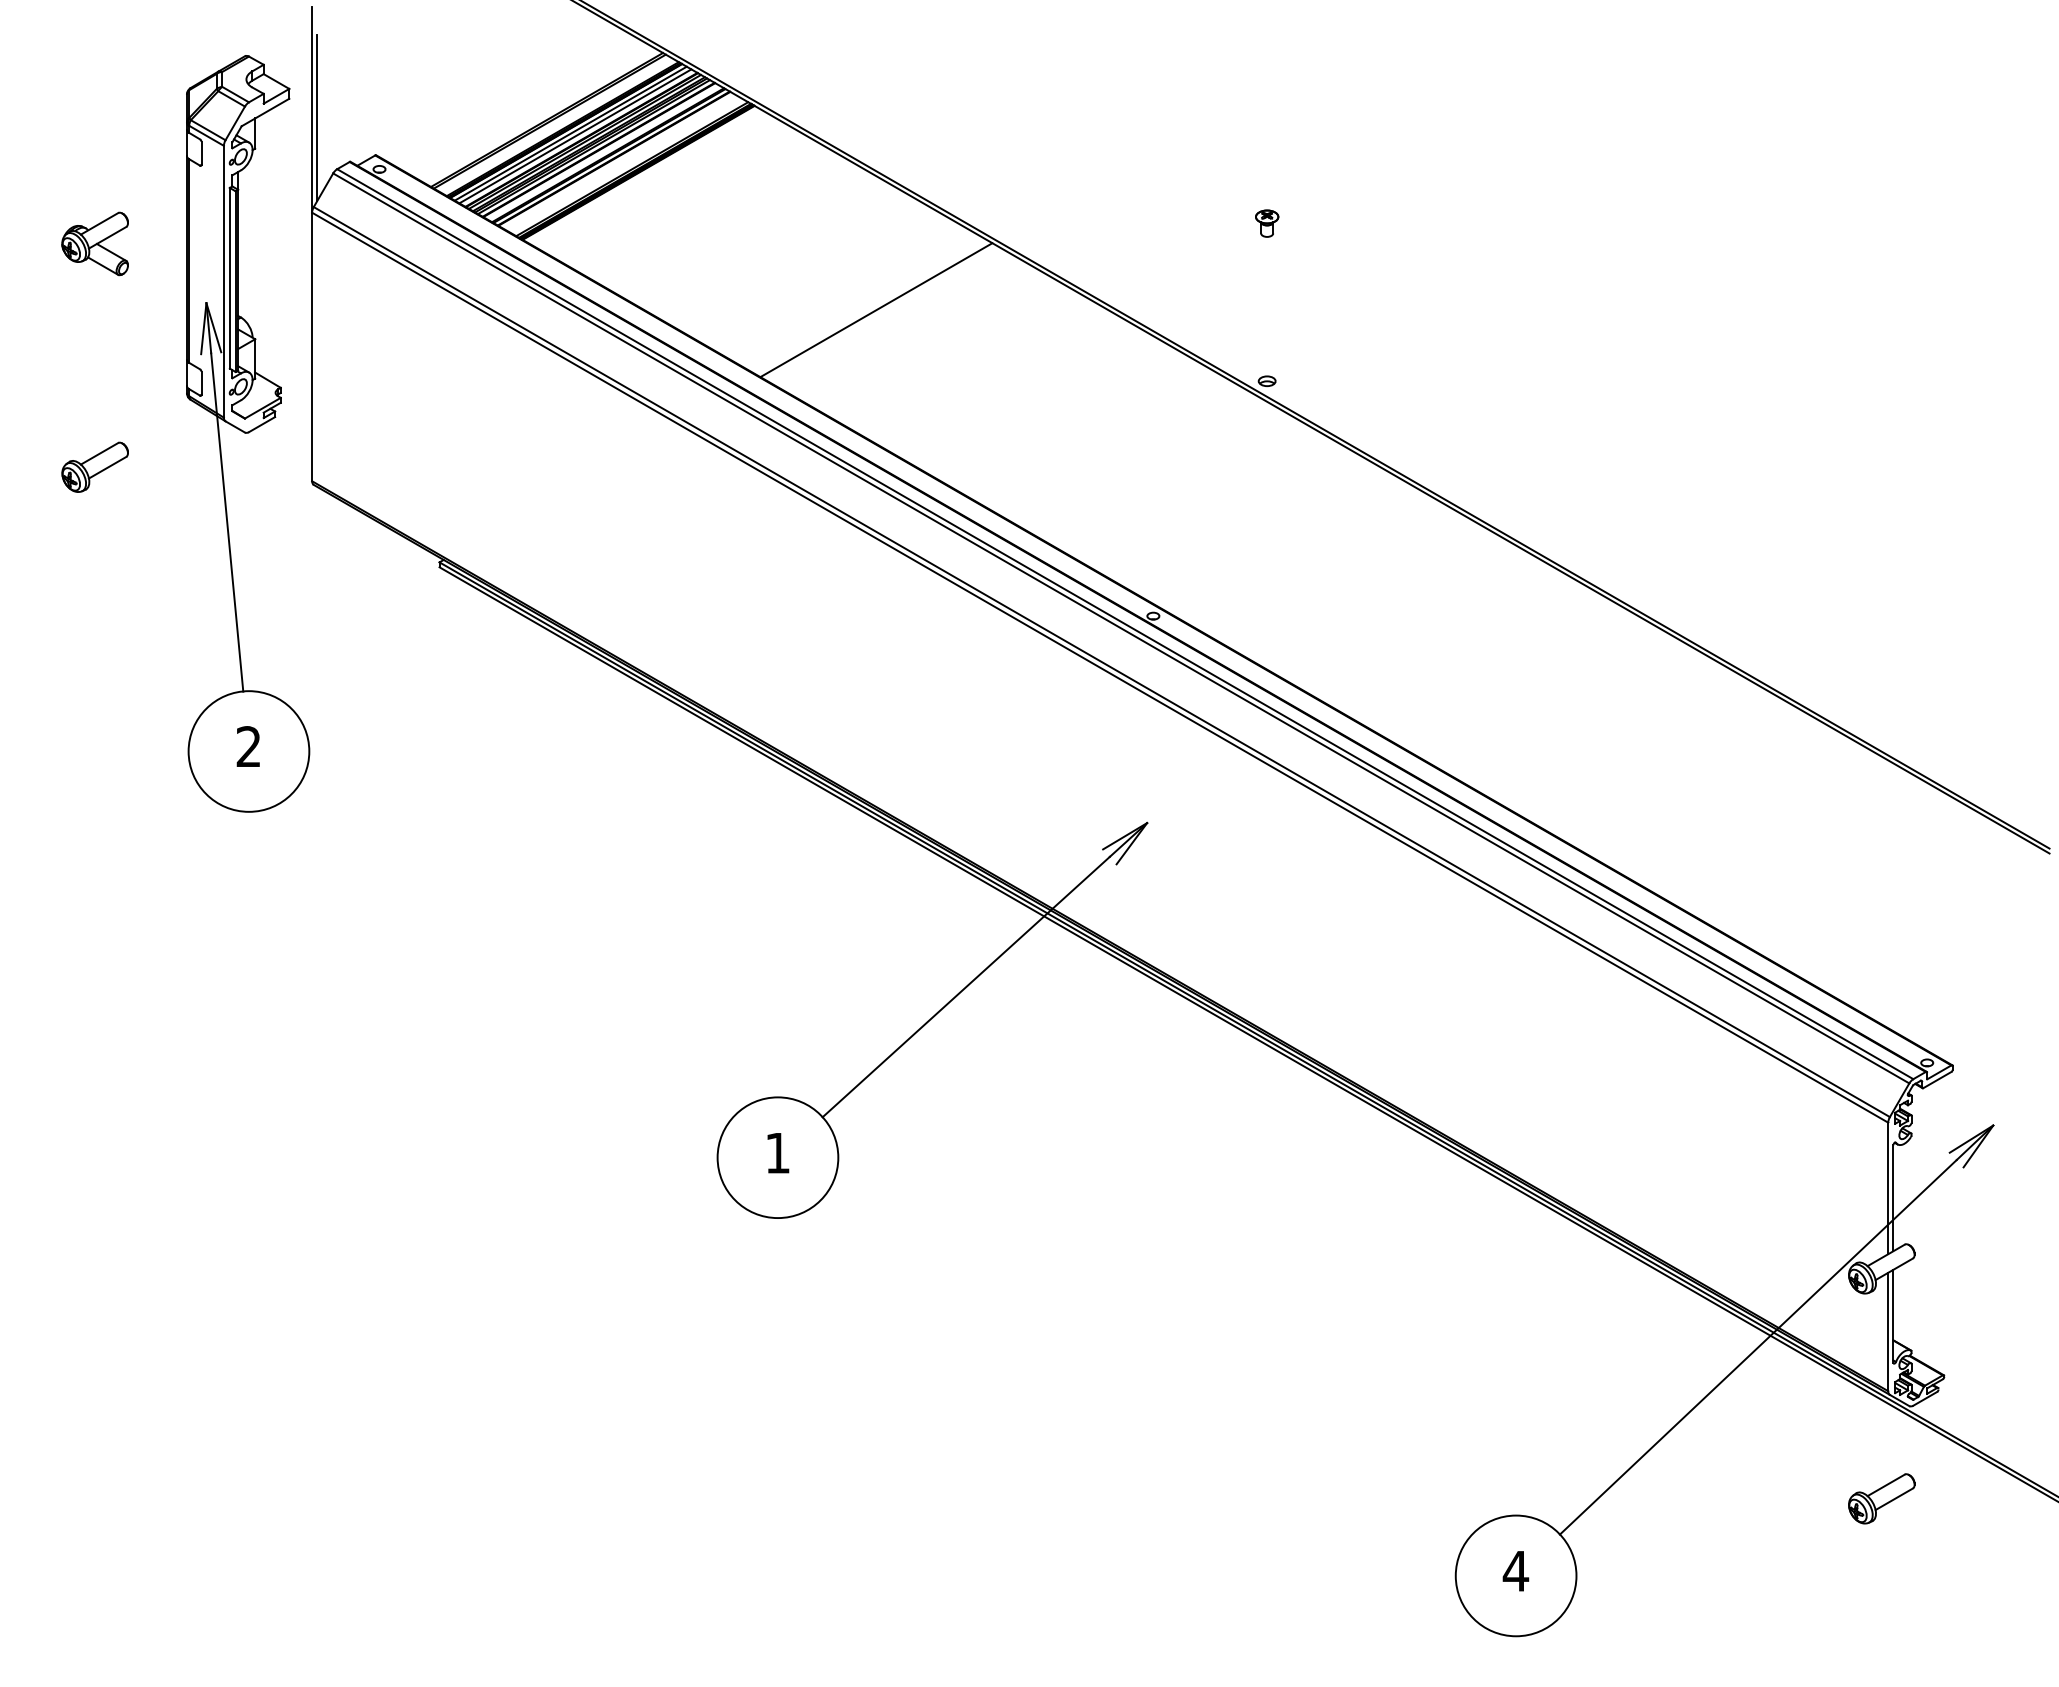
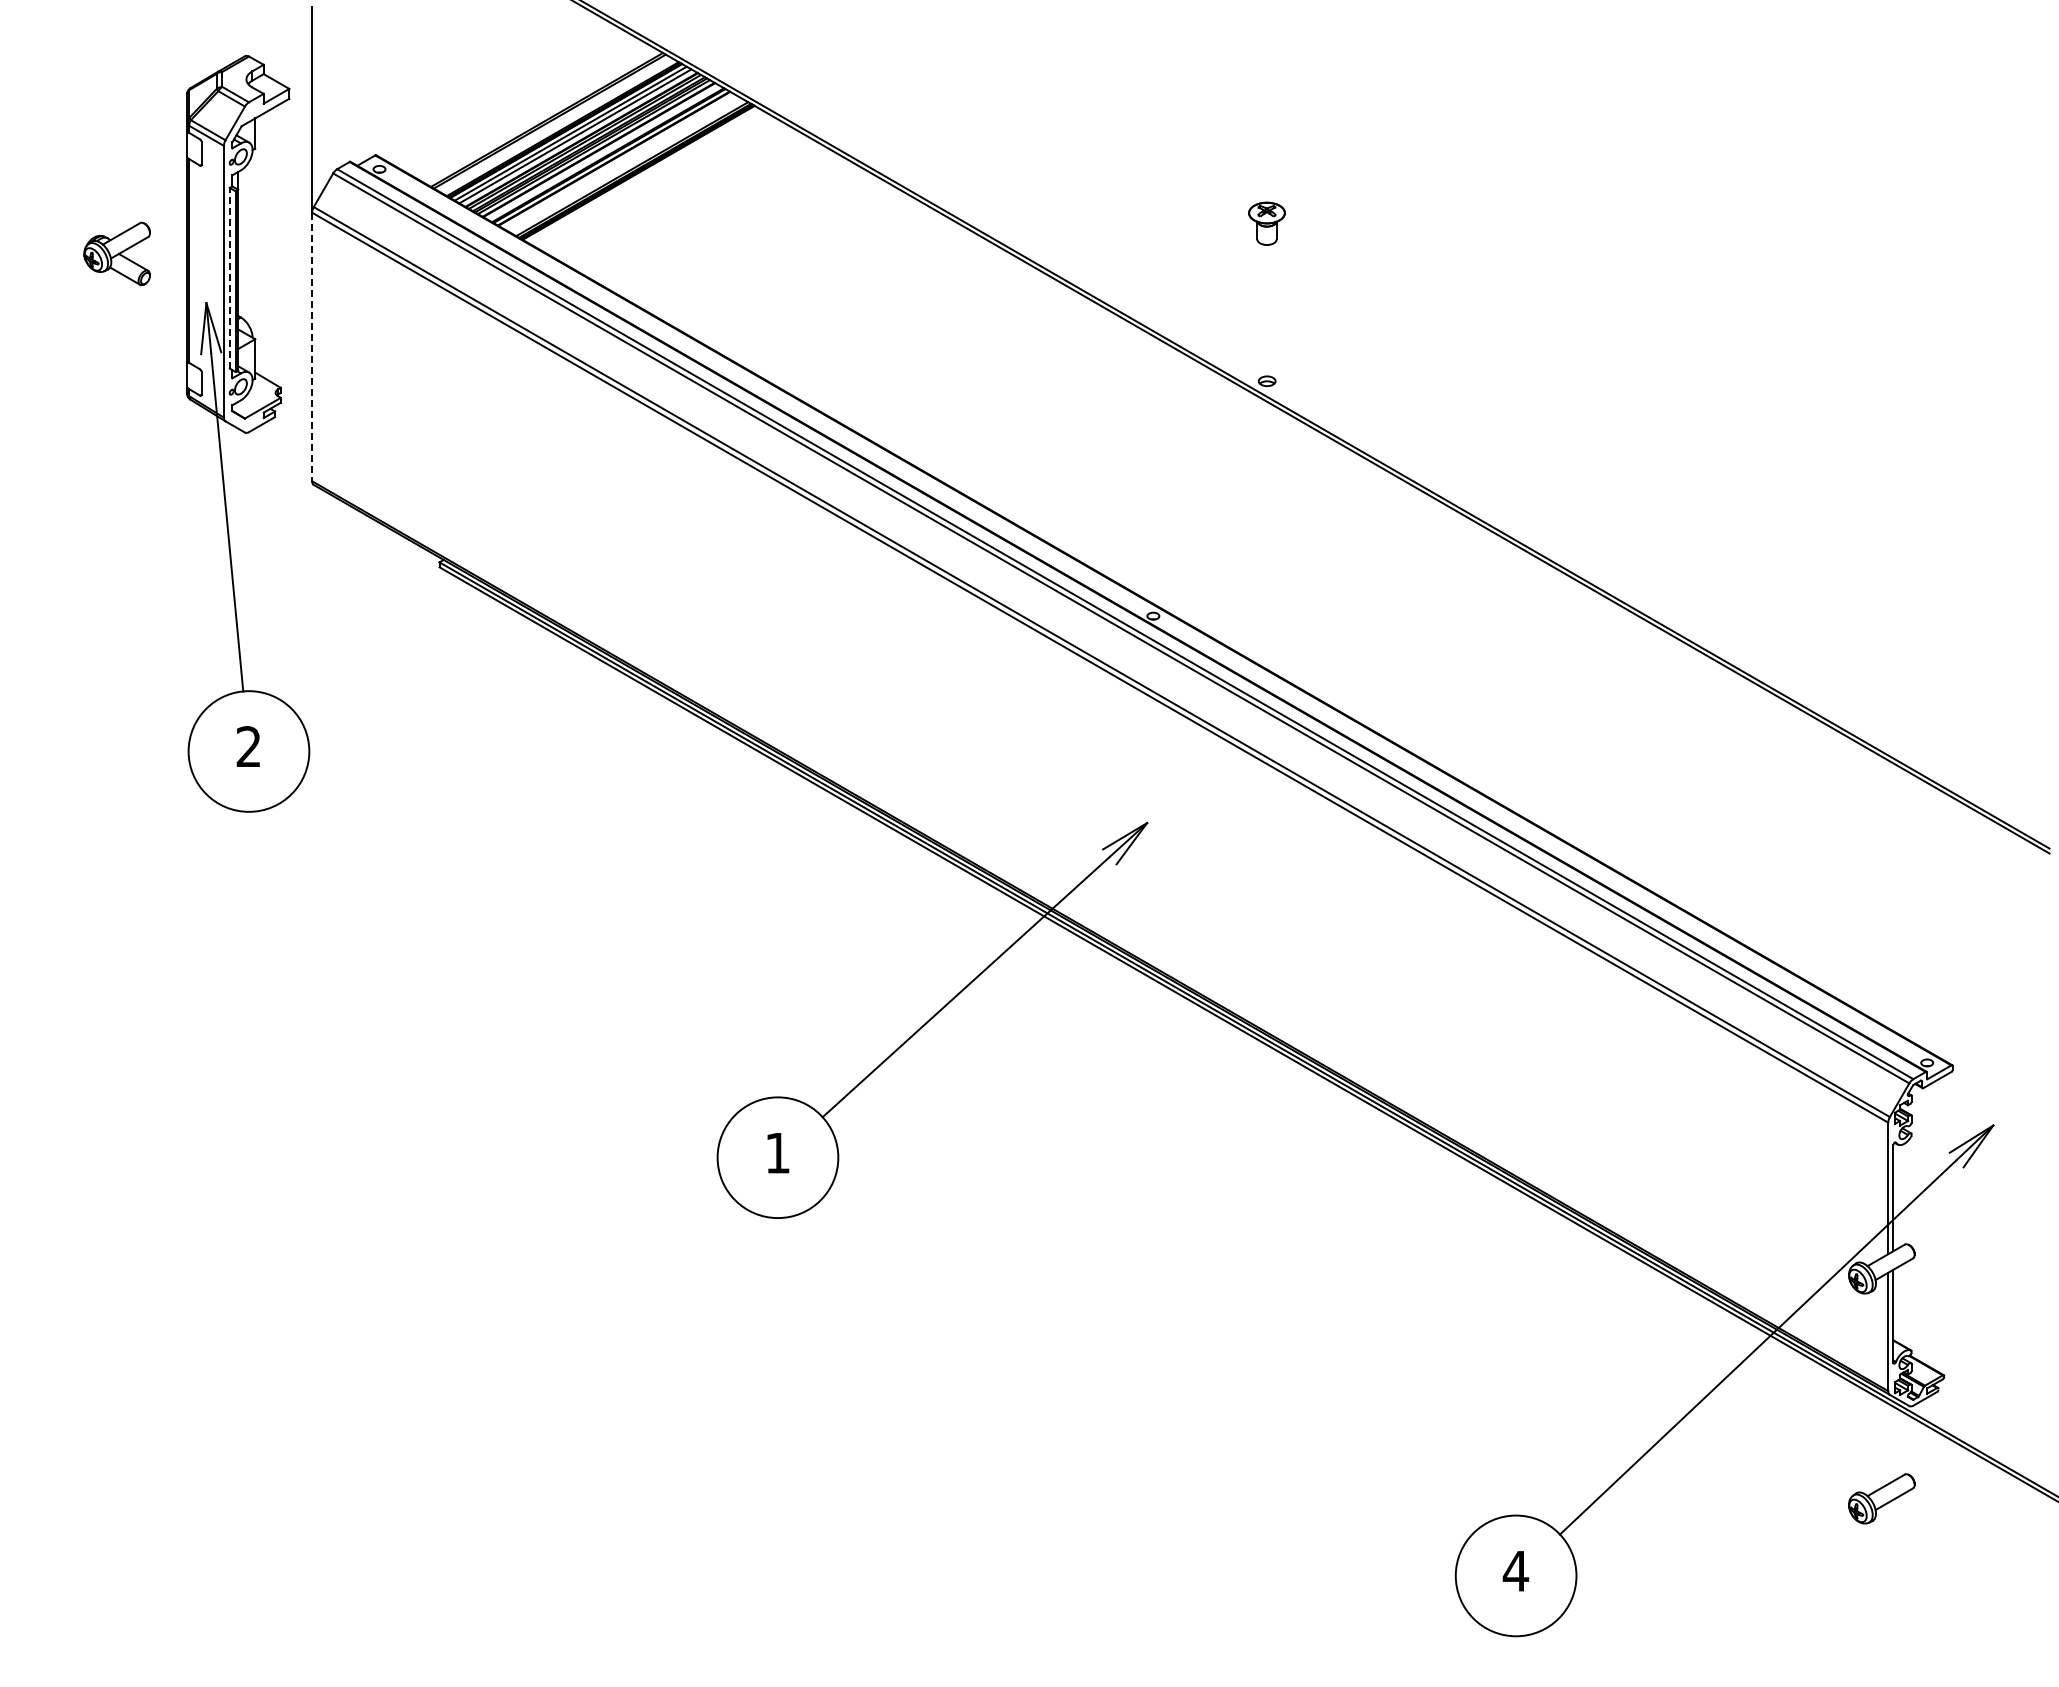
line: present -> none (317, 118)
part size: 25x29 px -> 38x45 px (1266, 223)
part position: (94, 243) -> (116, 253) (116, 253)
line: solid -> dashed (229, 277)
line: present -> none (876, 310)
line: solid -> dashed (312, 347)
part: present -> none (94, 466)
